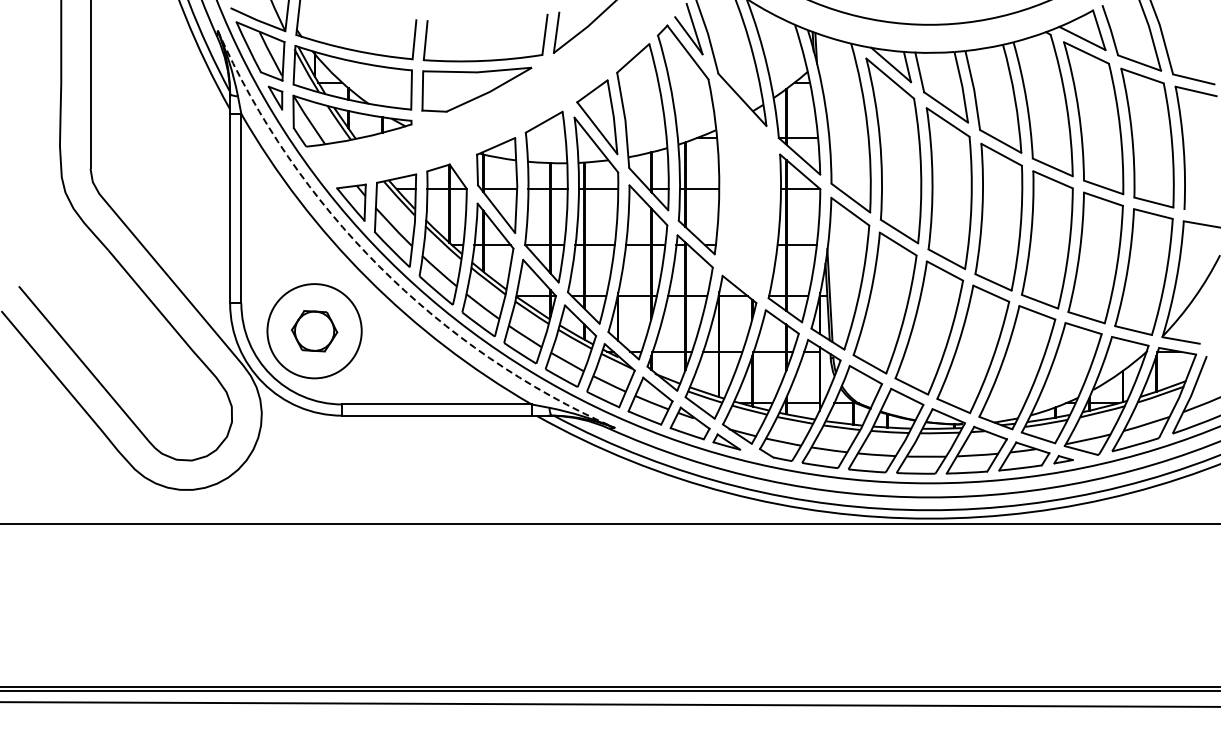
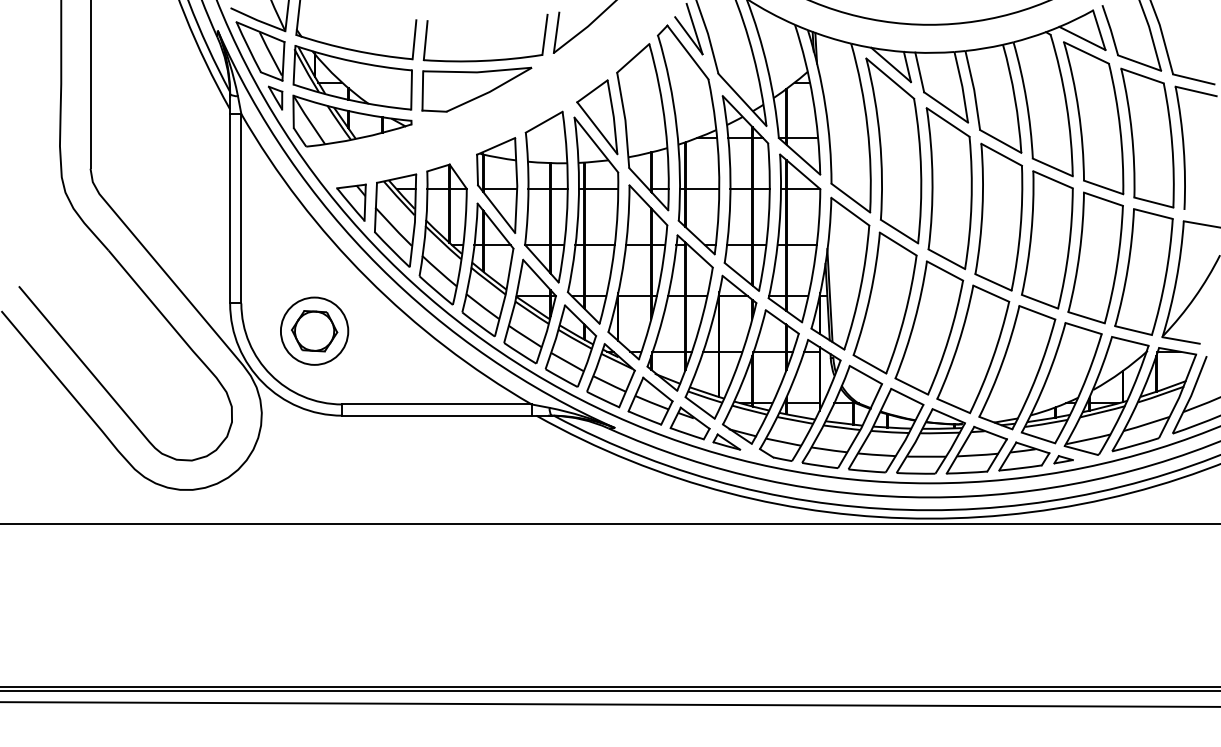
part: none -> present (745, 193)
arc: dashed -> solid (379, 266)
circle diameter: 94 px -> 67 px (314, 330)
